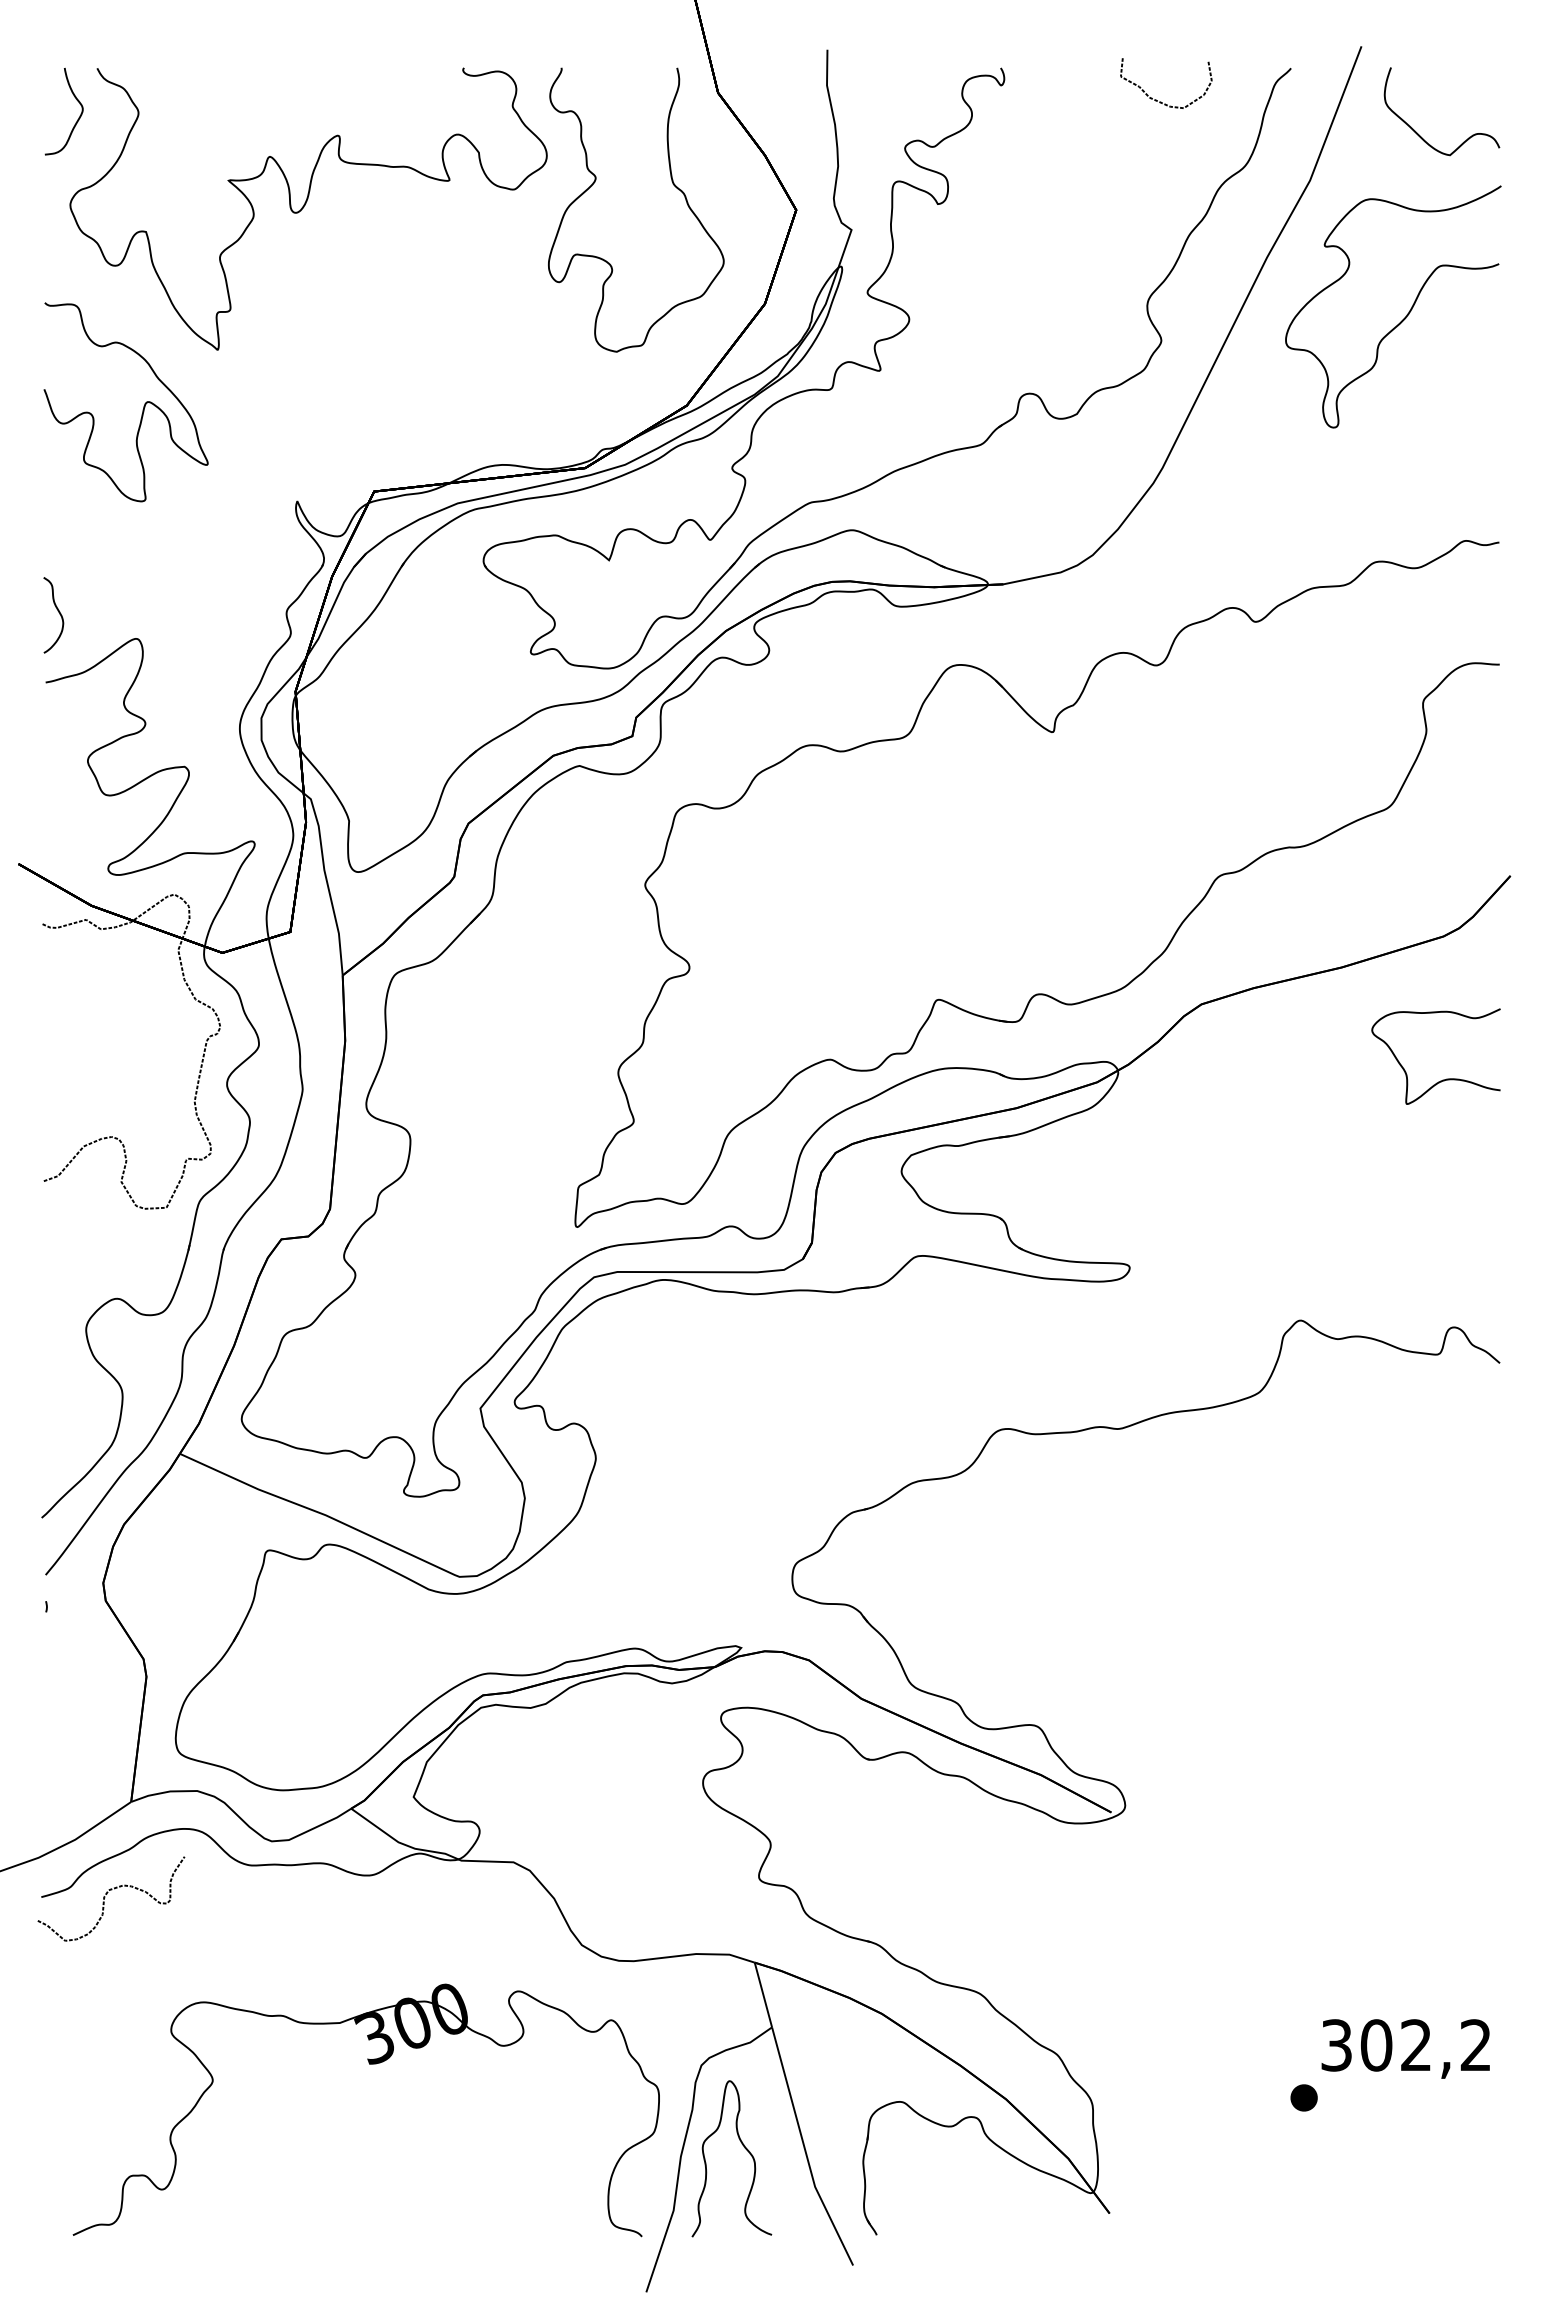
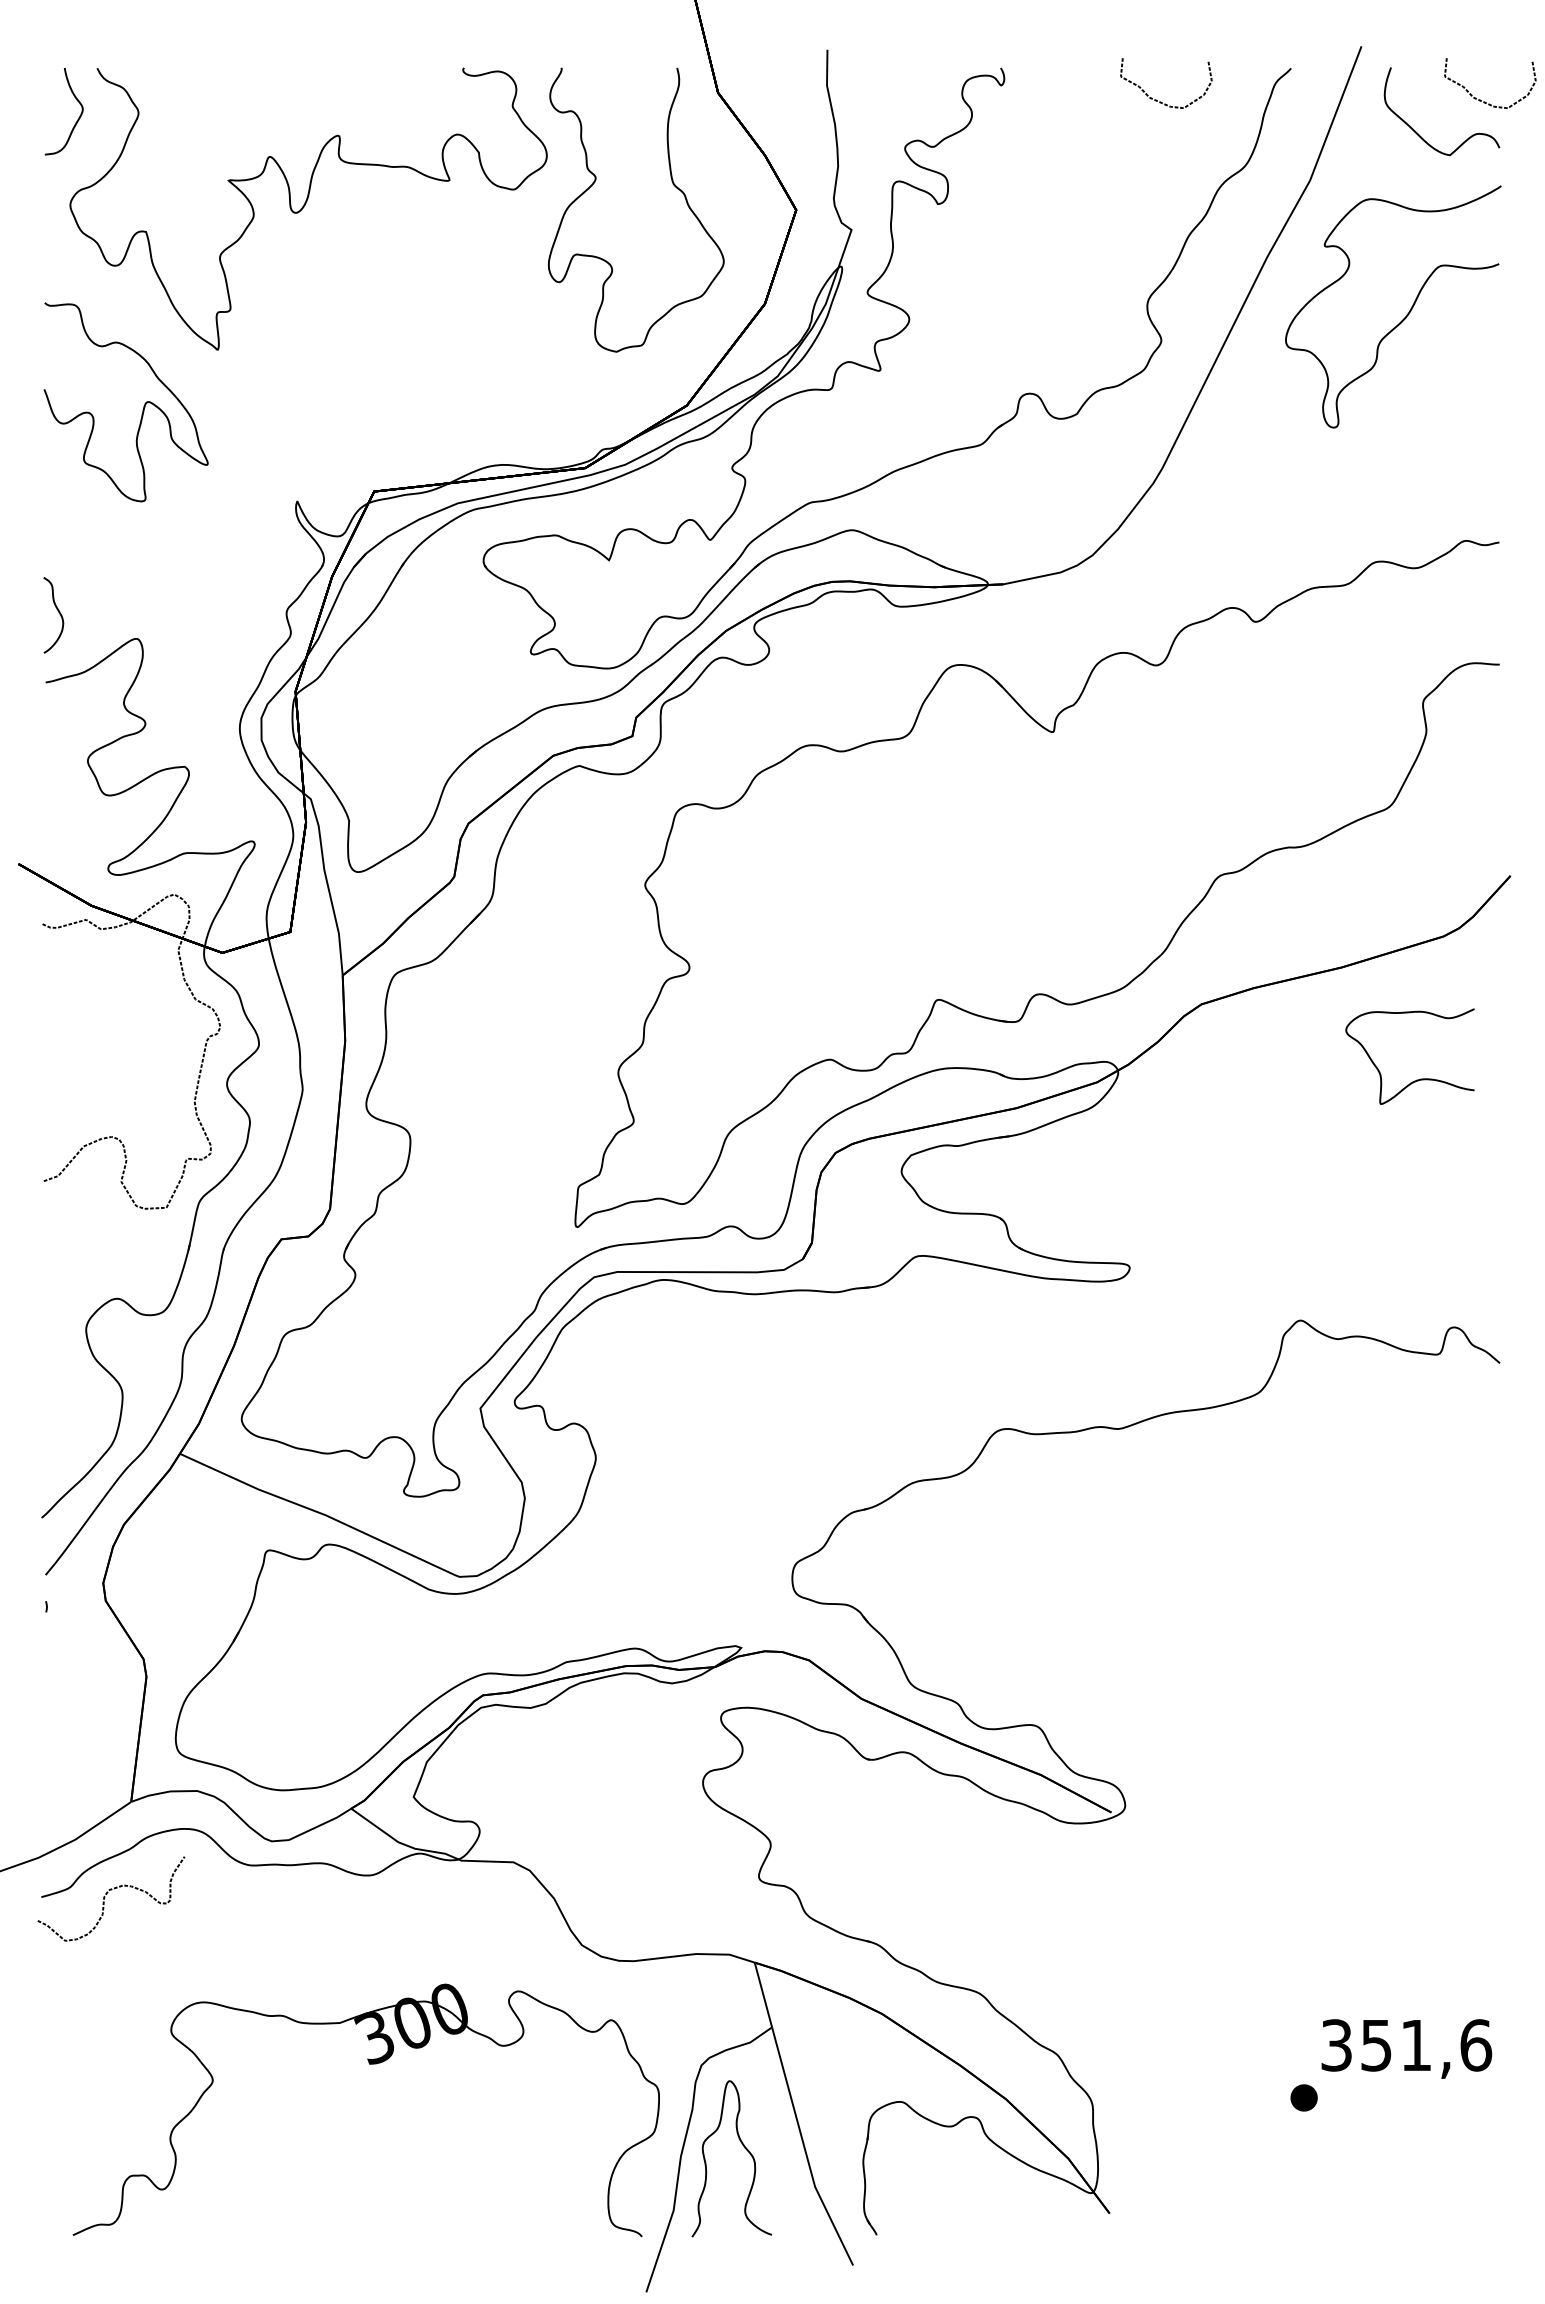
curve: none -> present (1485, 101)
curve position: (1442, 1079) -> (1416, 1079) (1416, 1079)
text: 302,2 -> 351,6 (1426, 2045)
